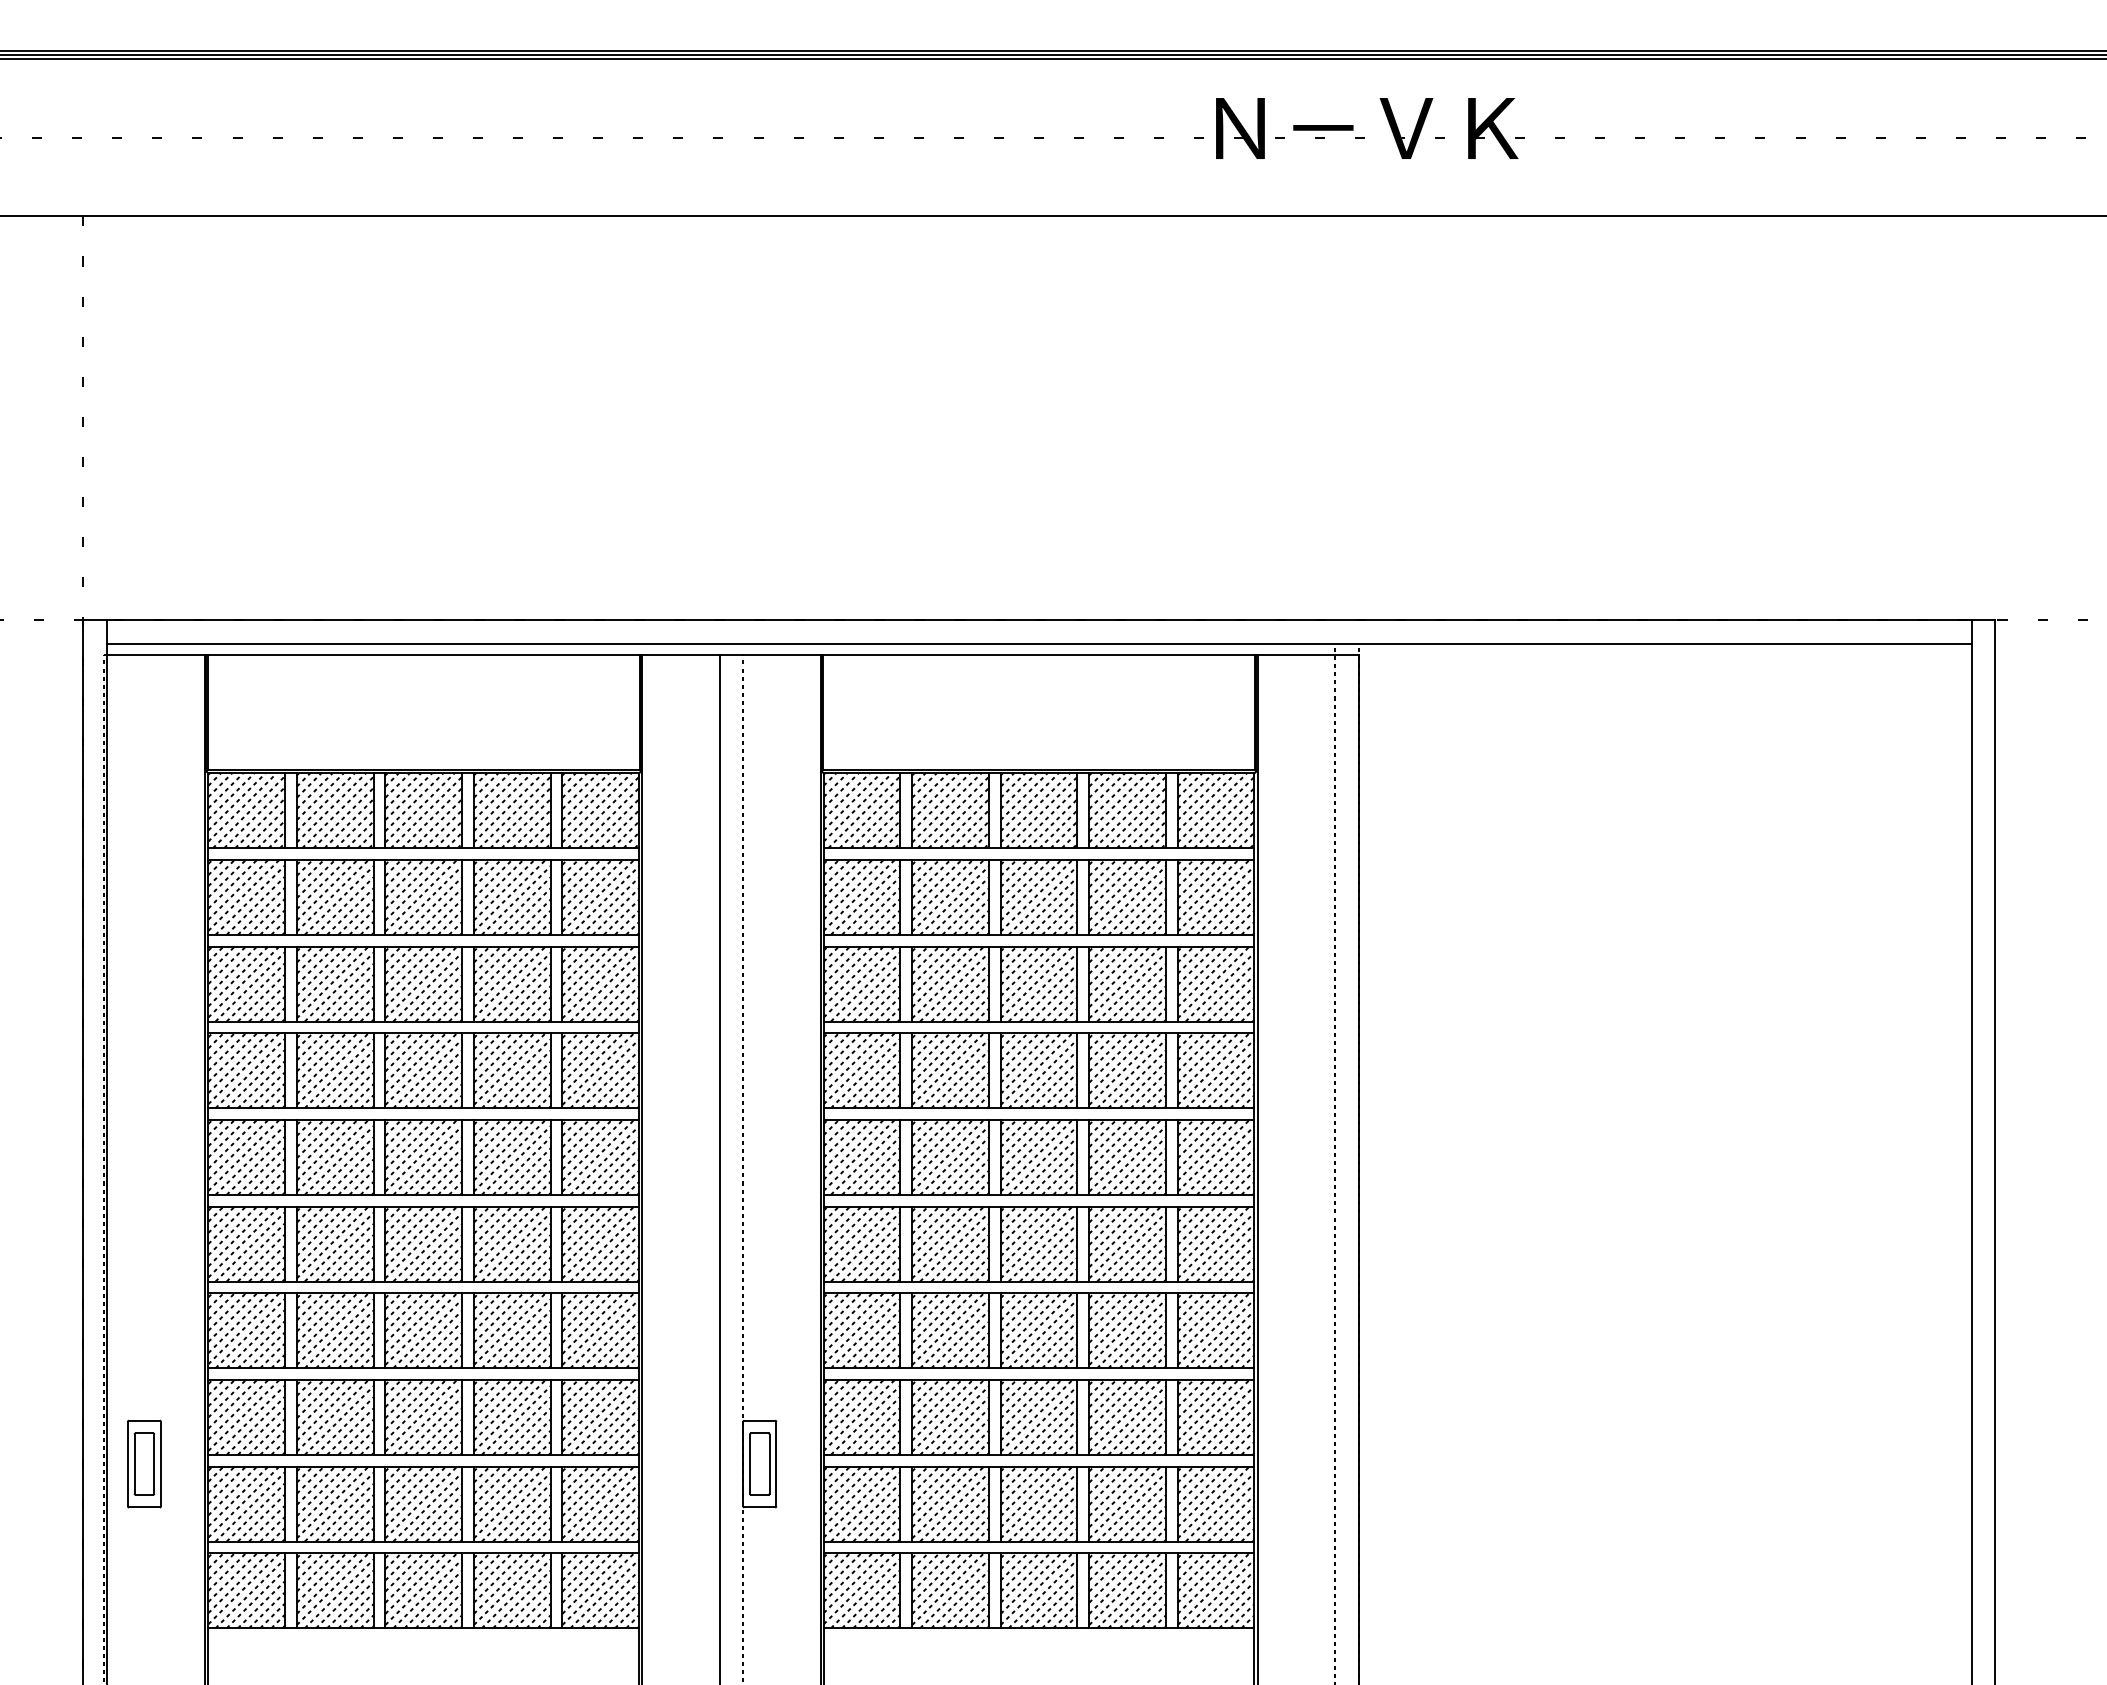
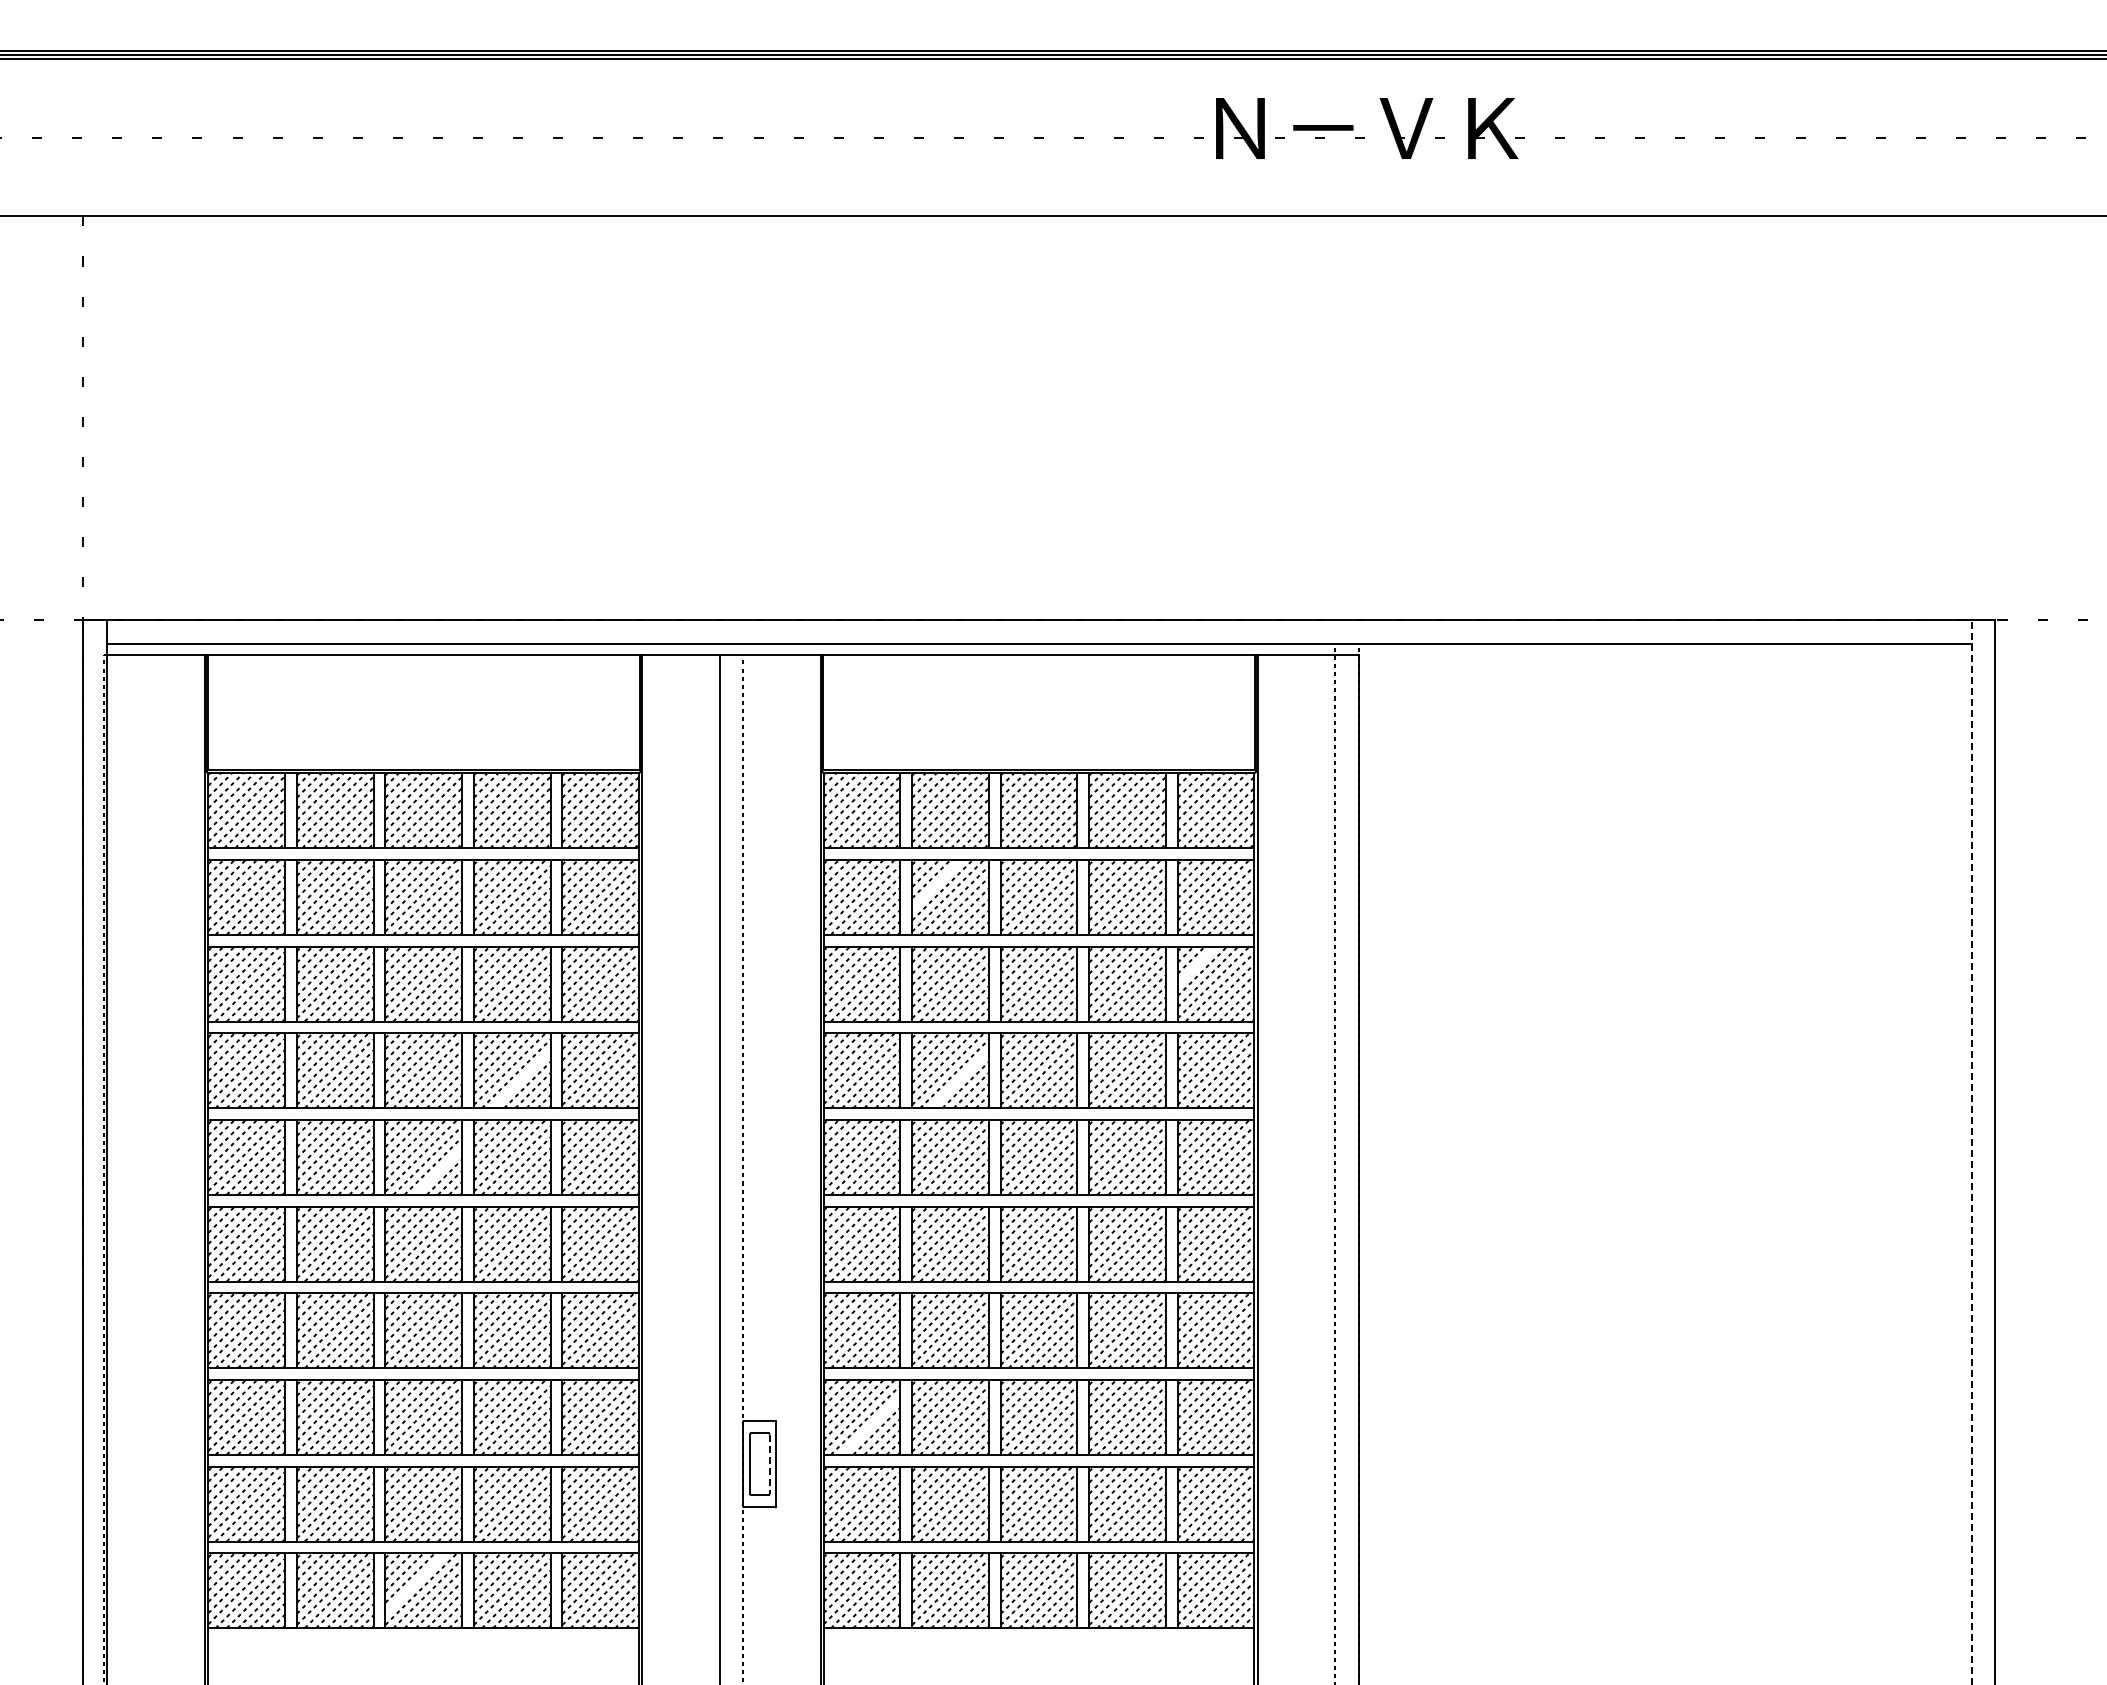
line: present -> none (936, 884)
line: present -> none (1196, 965)
line: present -> none (521, 1079)
line: present -> none (959, 1079)
line: solid -> dashed (1971, 1152)
line: present -> none (438, 1171)
line: present -> none (871, 1425)
part: present -> none (144, 1463)
line: solid -> dashed (769, 1464)
line: present -> none (415, 1583)
